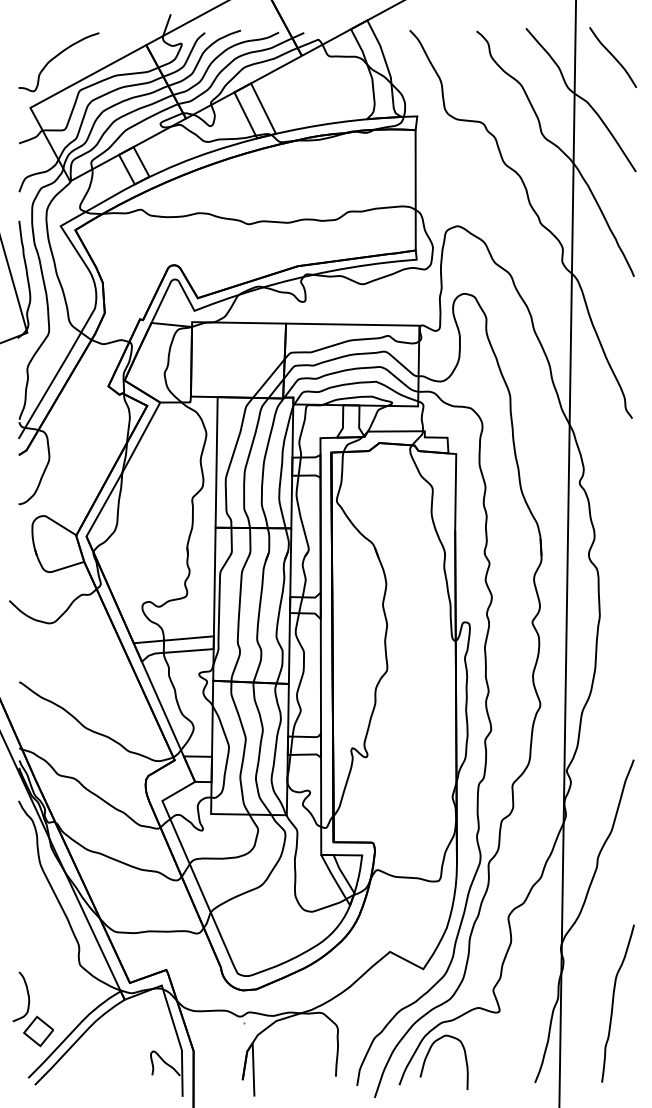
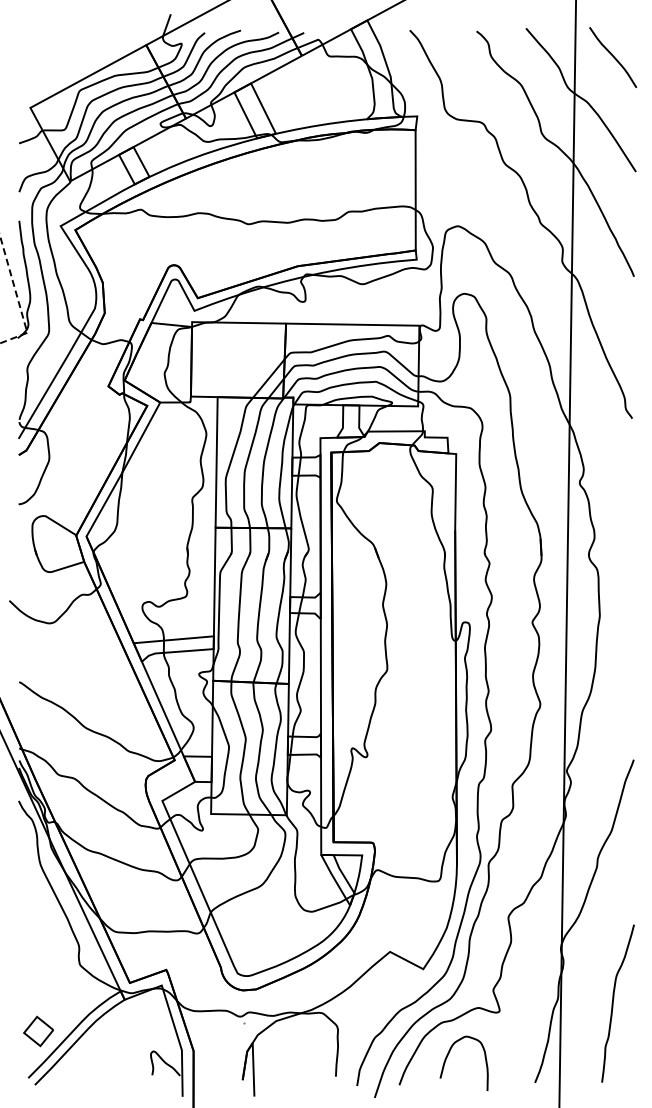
curve: present -> none (55, 58)
line: solid -> dashed (17, 299)
curve: present -> none (27, 995)
curve position: (428, 1054) -> (448, 1055) (448, 1055)
